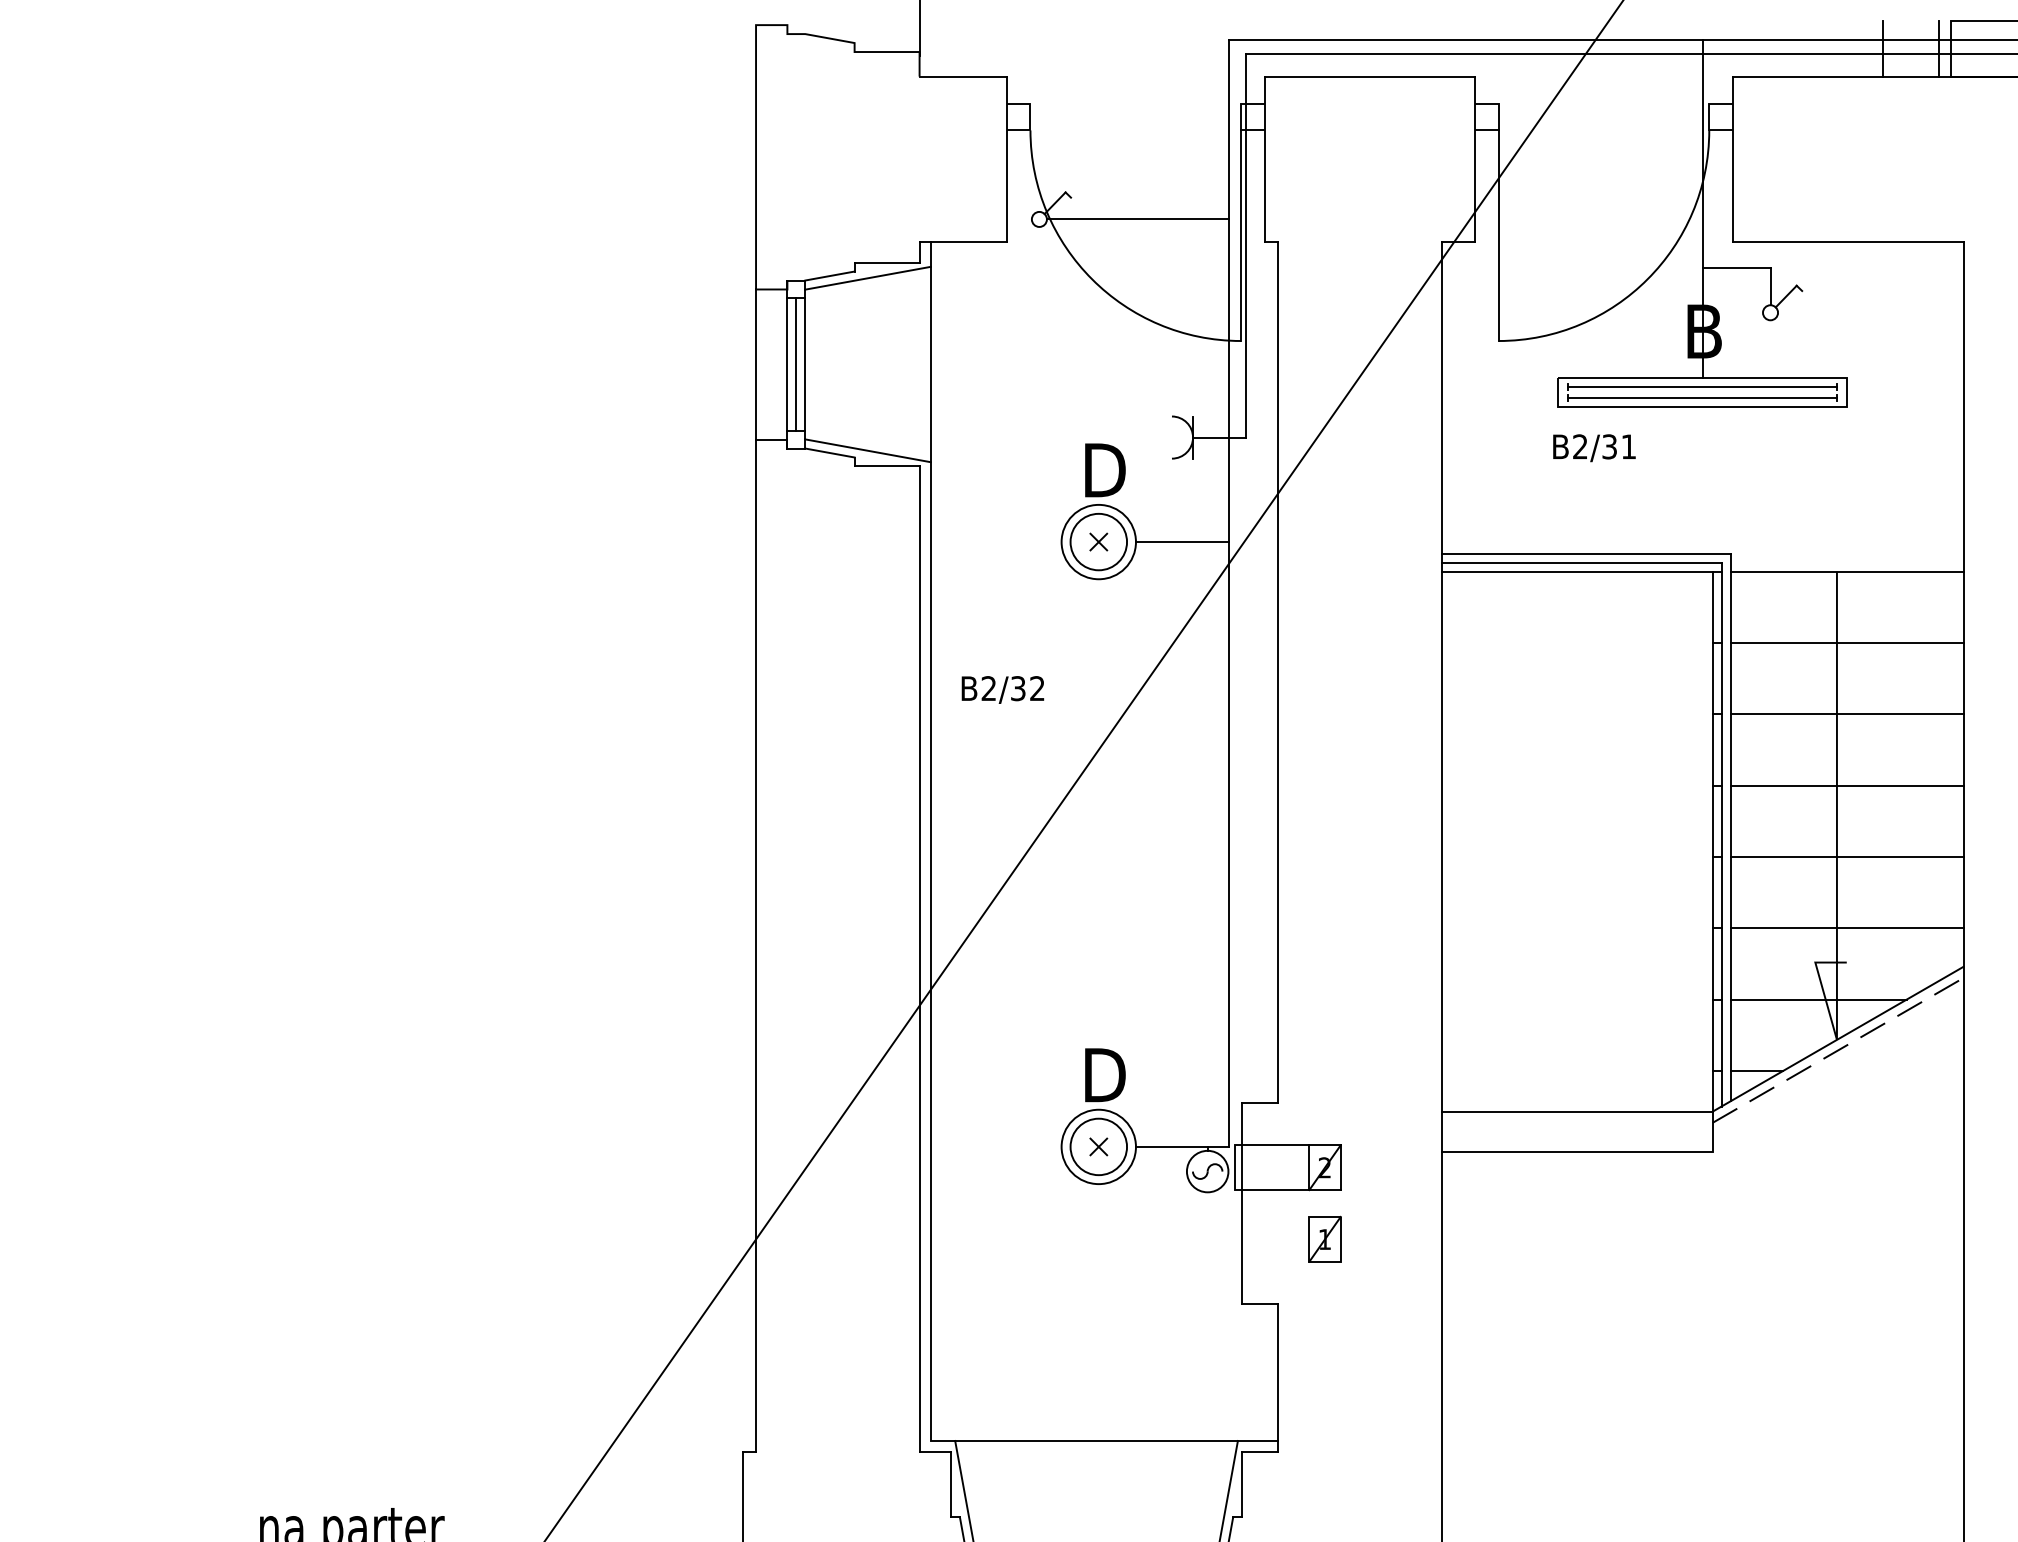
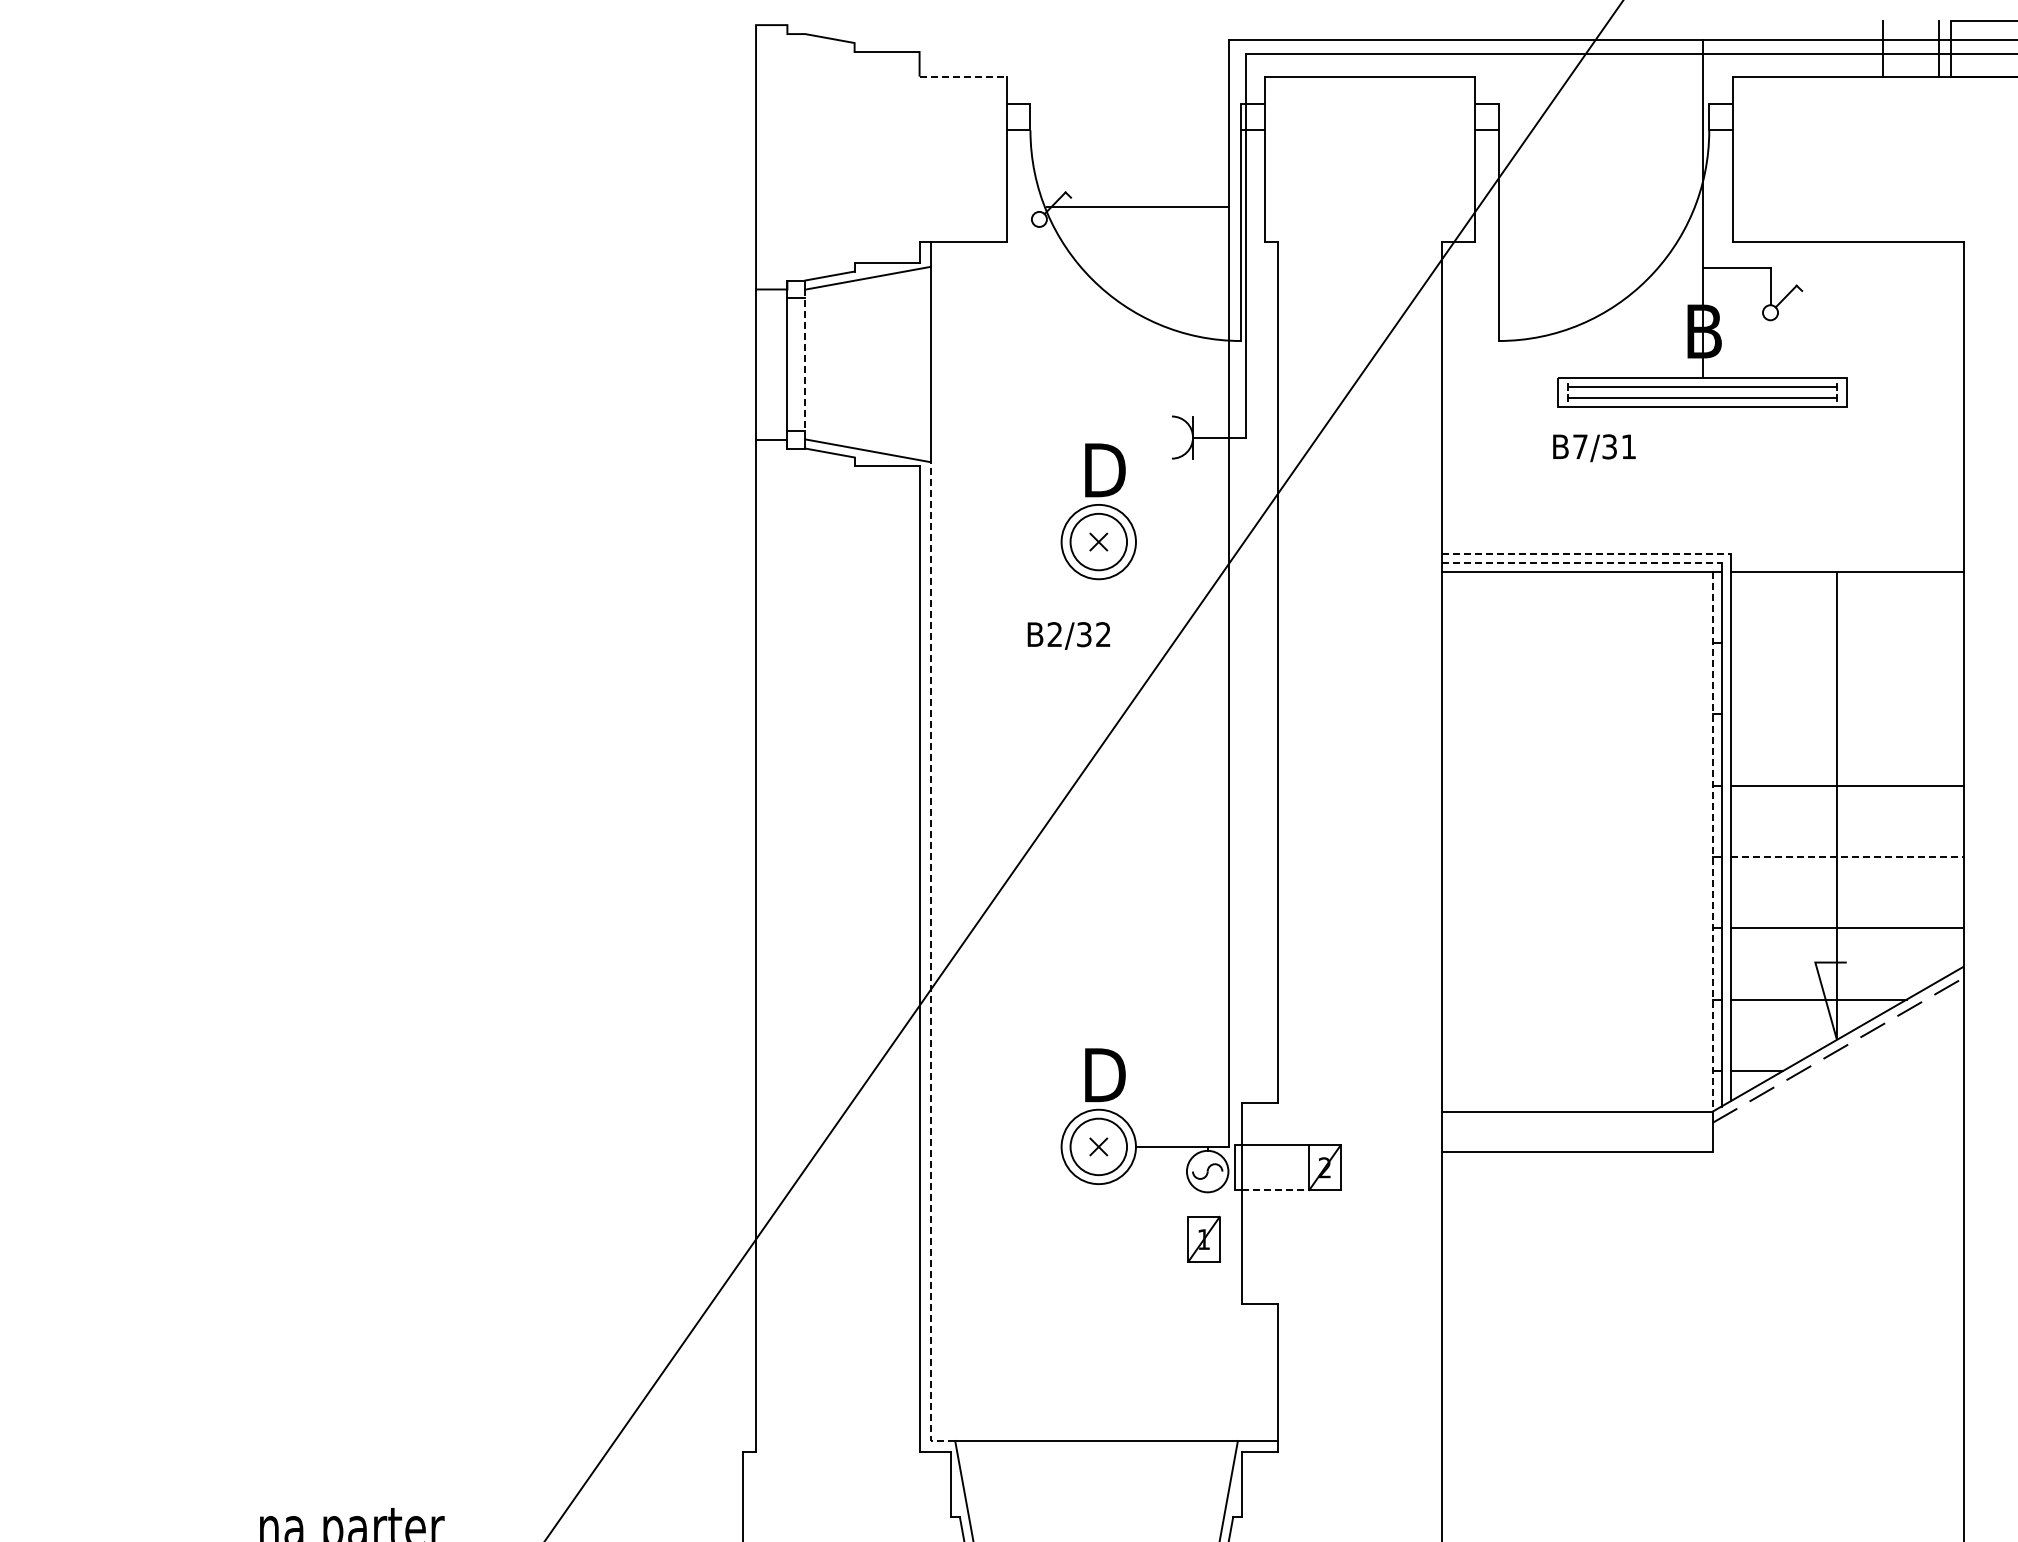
line: present -> none (919, 29)
line: solid -> dashed (963, 76)
line position: (1137, 219) -> (1137, 207) (1137, 207)
line: present -> none (796, 364)
line: solid -> dashed (805, 364)
text: B2/31 -> B7/31 (1580, 446)
line: present -> none (1182, 542)
line: solid -> dashed (1586, 553)
line: solid -> dashed (1582, 562)
line: present -> none (1846, 643)
text position: (1002, 689) -> (1068, 635) (1068, 635)
line: present -> none (1846, 714)
line: solid -> dashed (1712, 841)
line: solid -> dashed (1847, 857)
line: solid -> dashed (930, 964)
line: solid -> dashed (1275, 1190)
part position: (1324, 1238) -> (1203, 1238) (1203, 1238)
